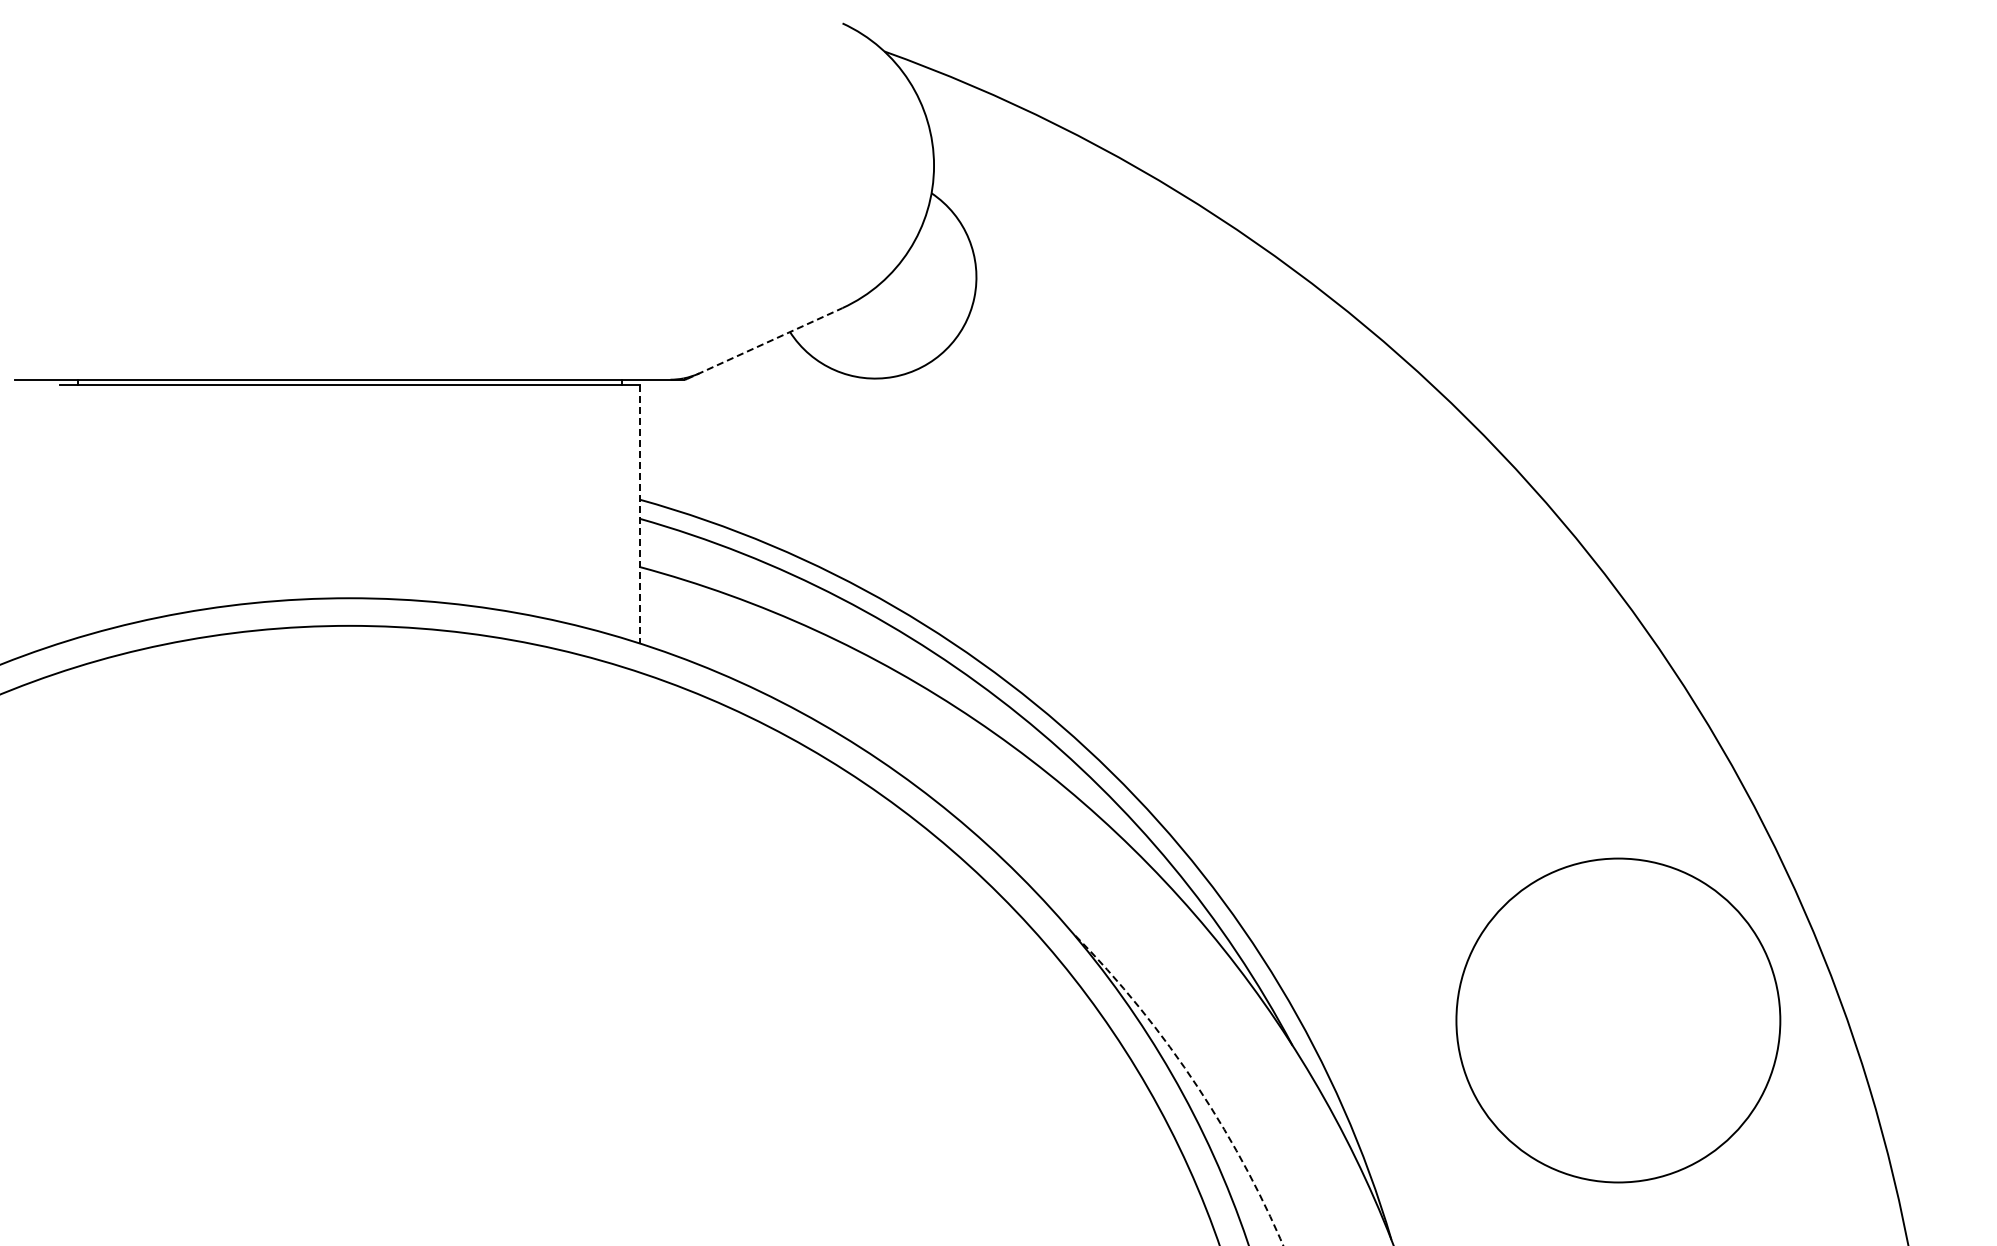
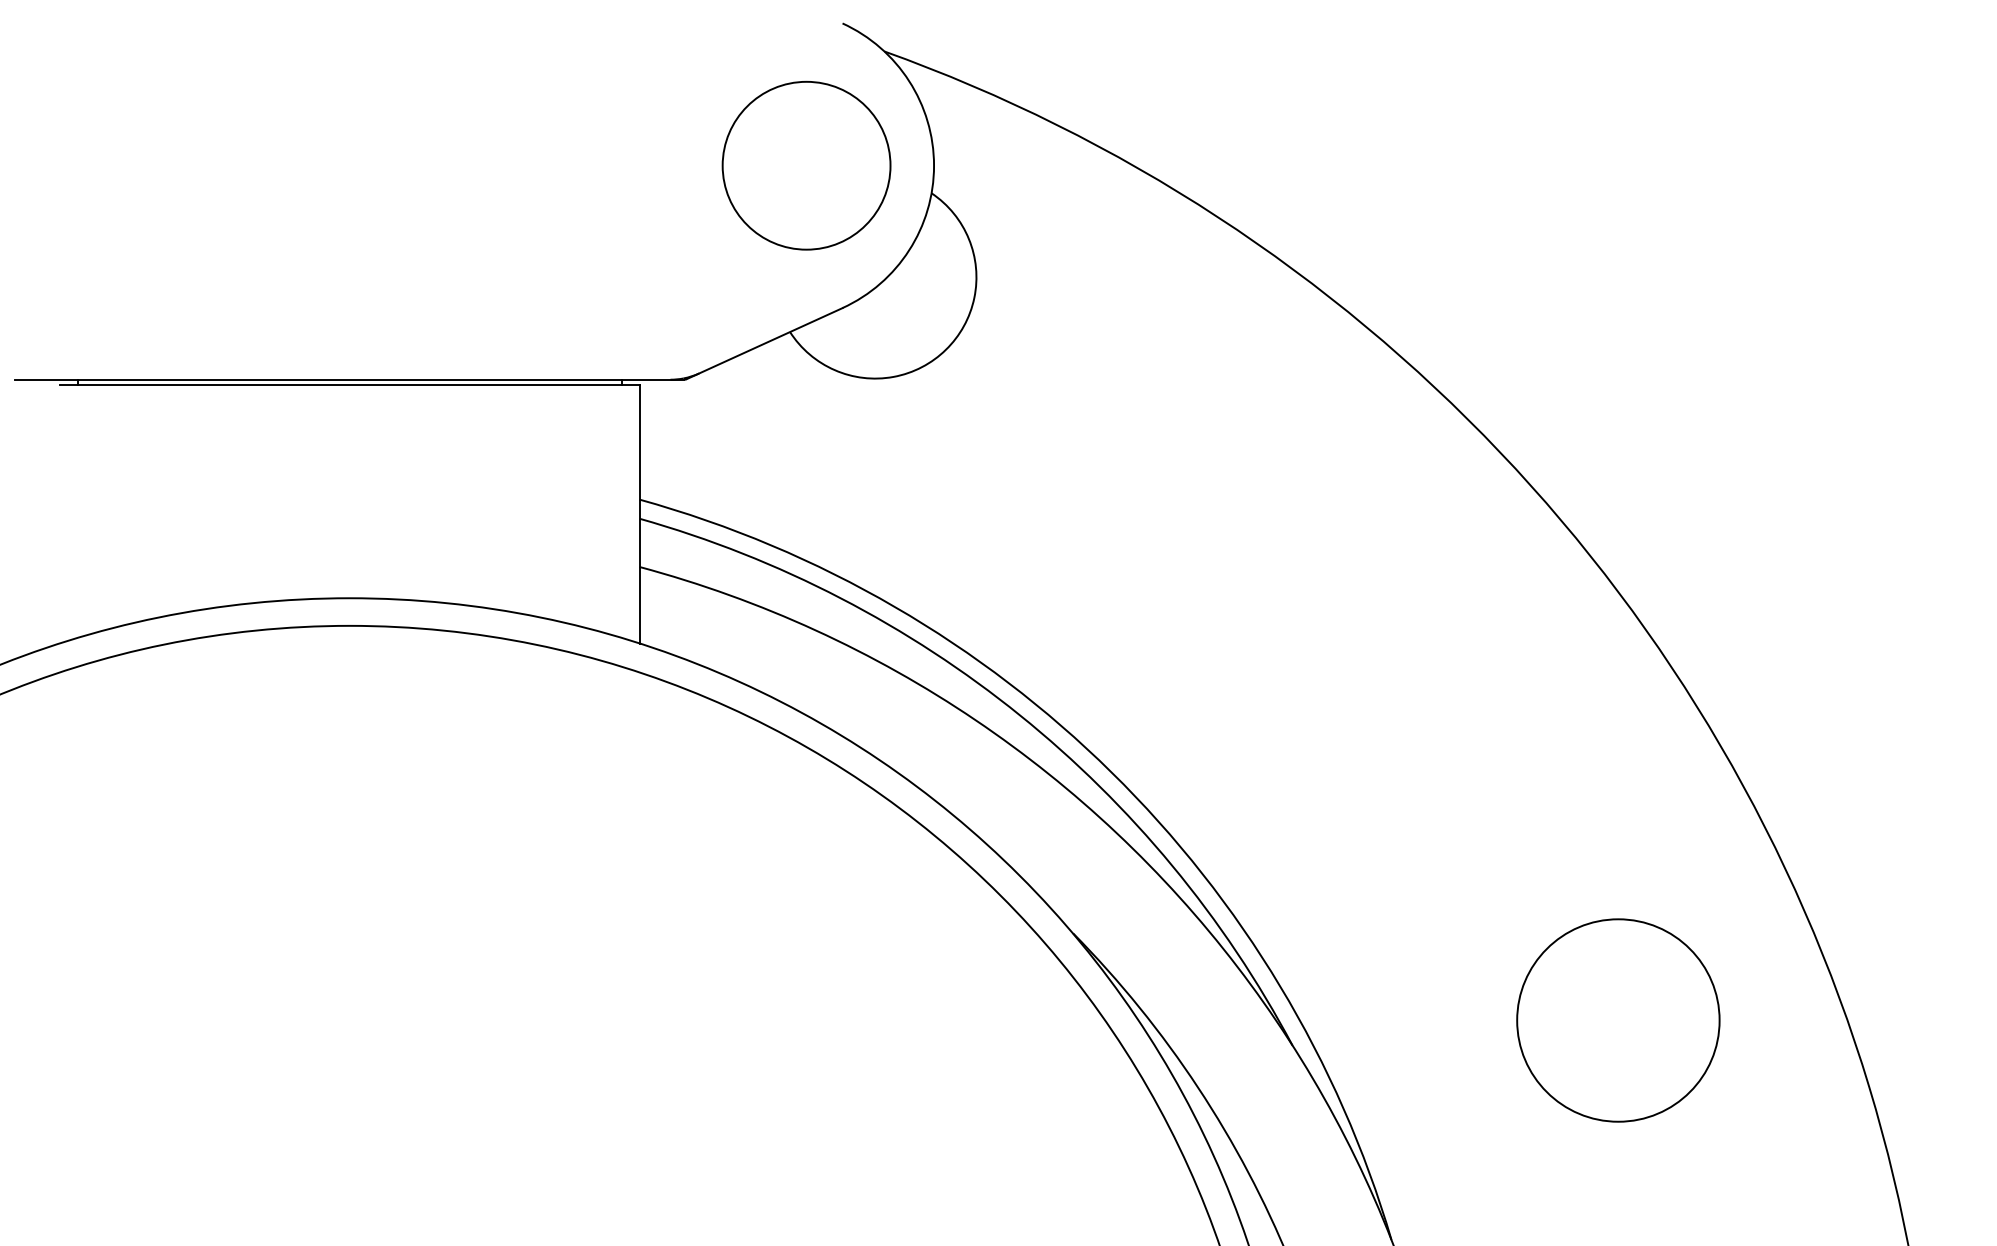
circle: none -> present (806, 165)
line: dashed -> solid (764, 343)
line: dashed -> solid (639, 514)
circle diameter: 324 px -> 202 px (1618, 1020)
arc: dashed -> solid (1193, 1080)
